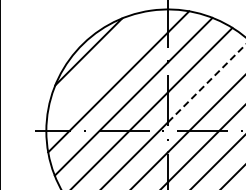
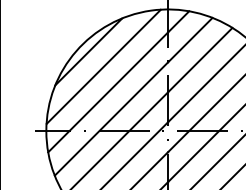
line: none -> present (103, 66)
line: dashed -> solid (206, 83)
